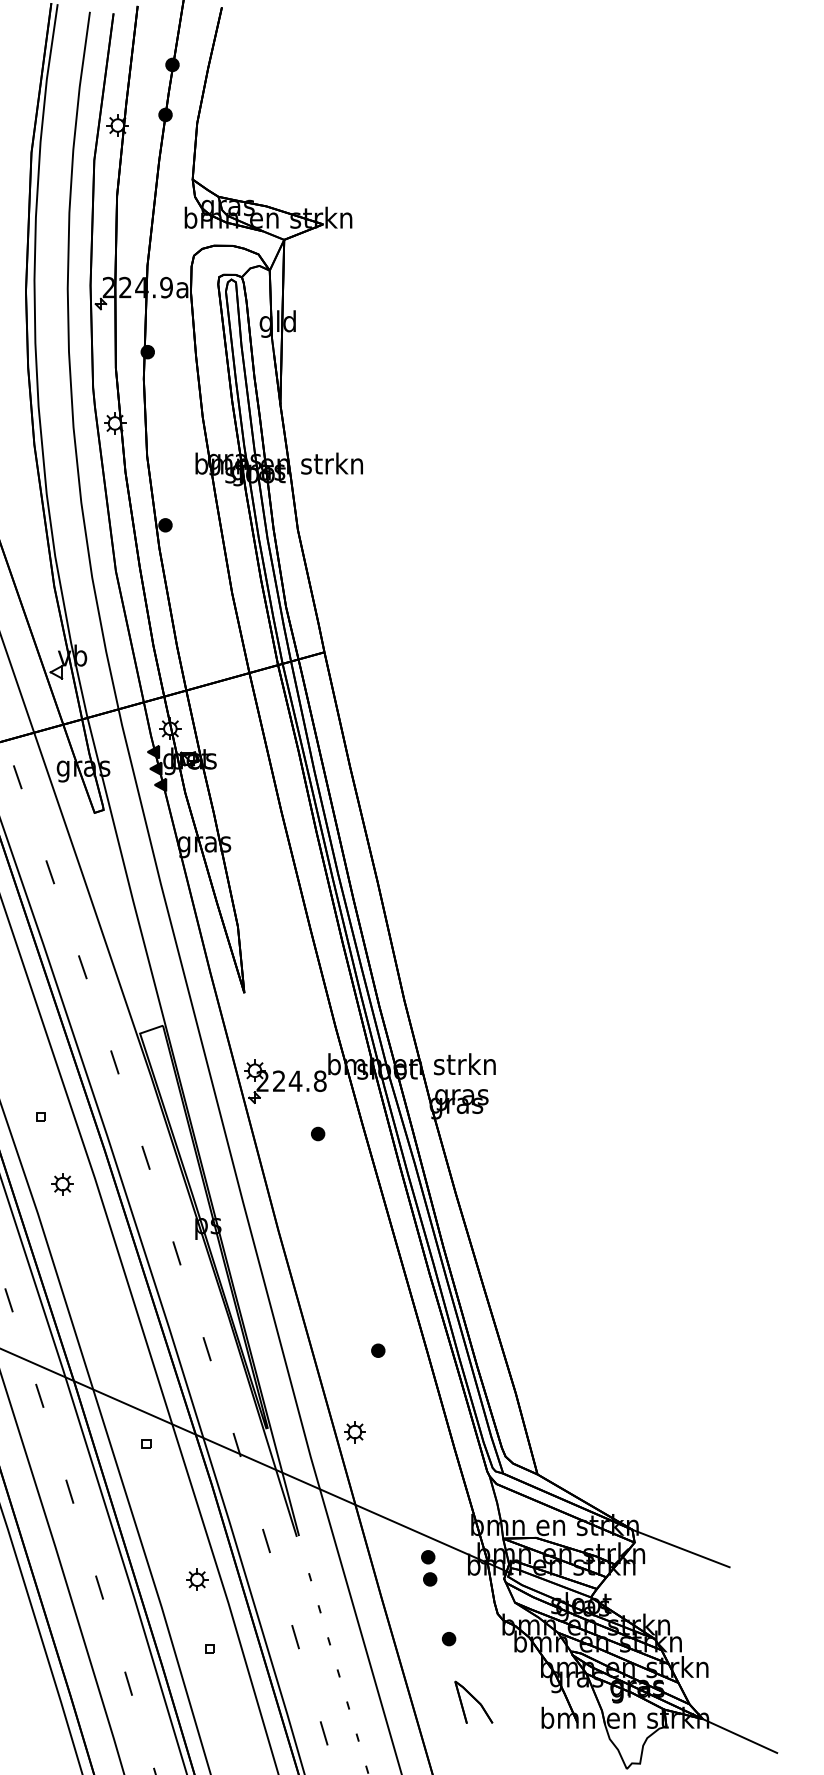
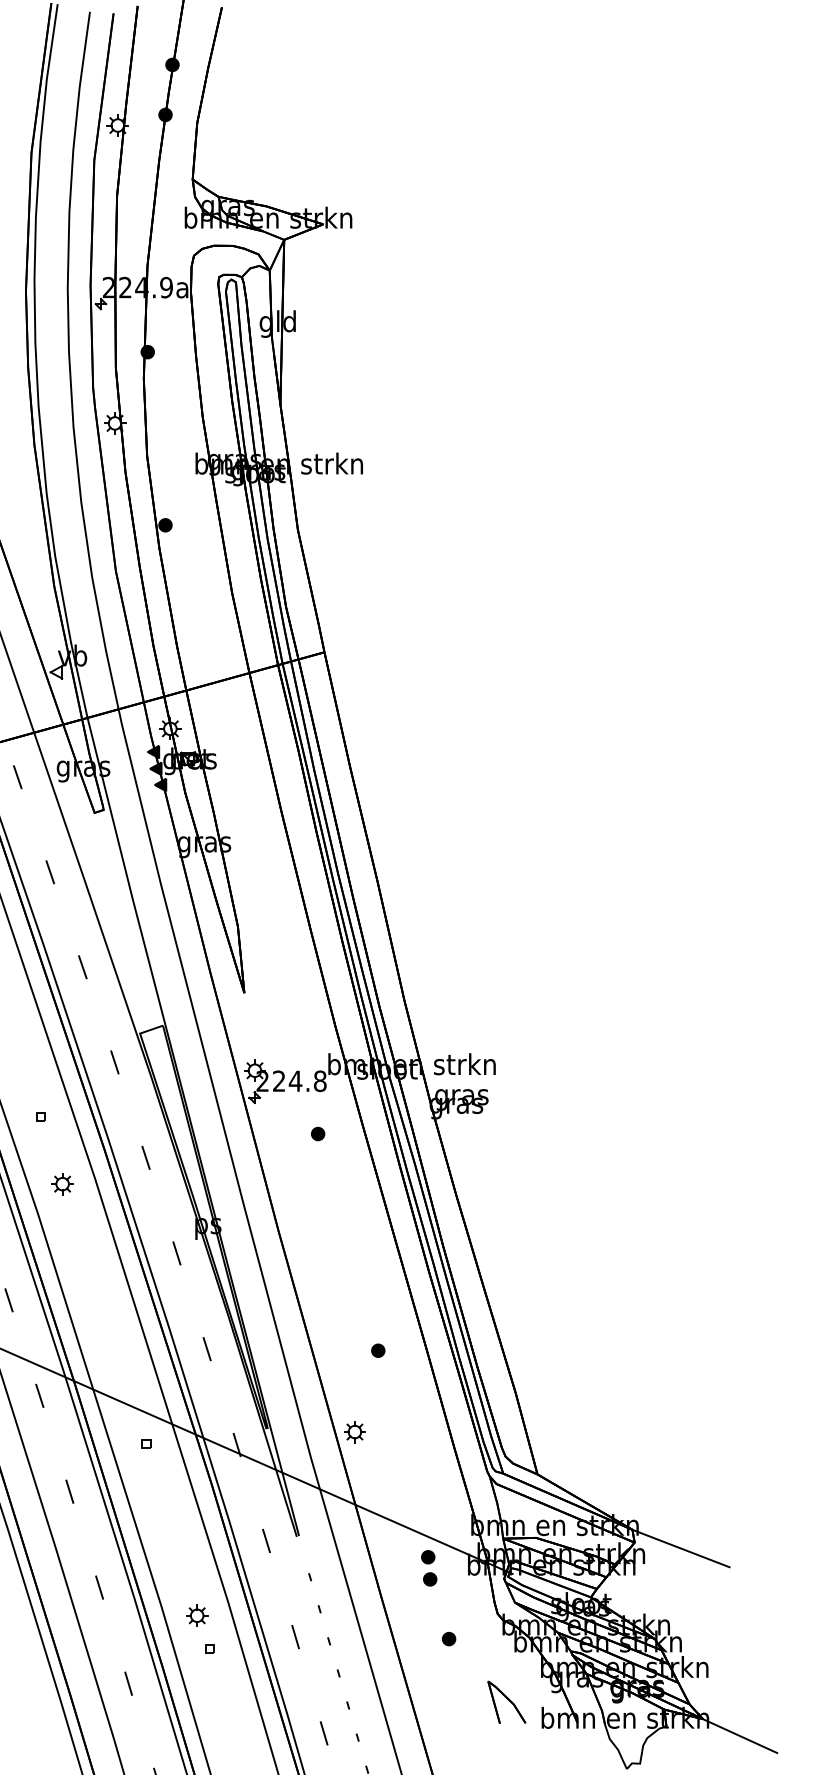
part position: (197, 1579) -> (197, 1615) (197, 1615)
part position: (473, 1701) -> (506, 1701) (506, 1701)
